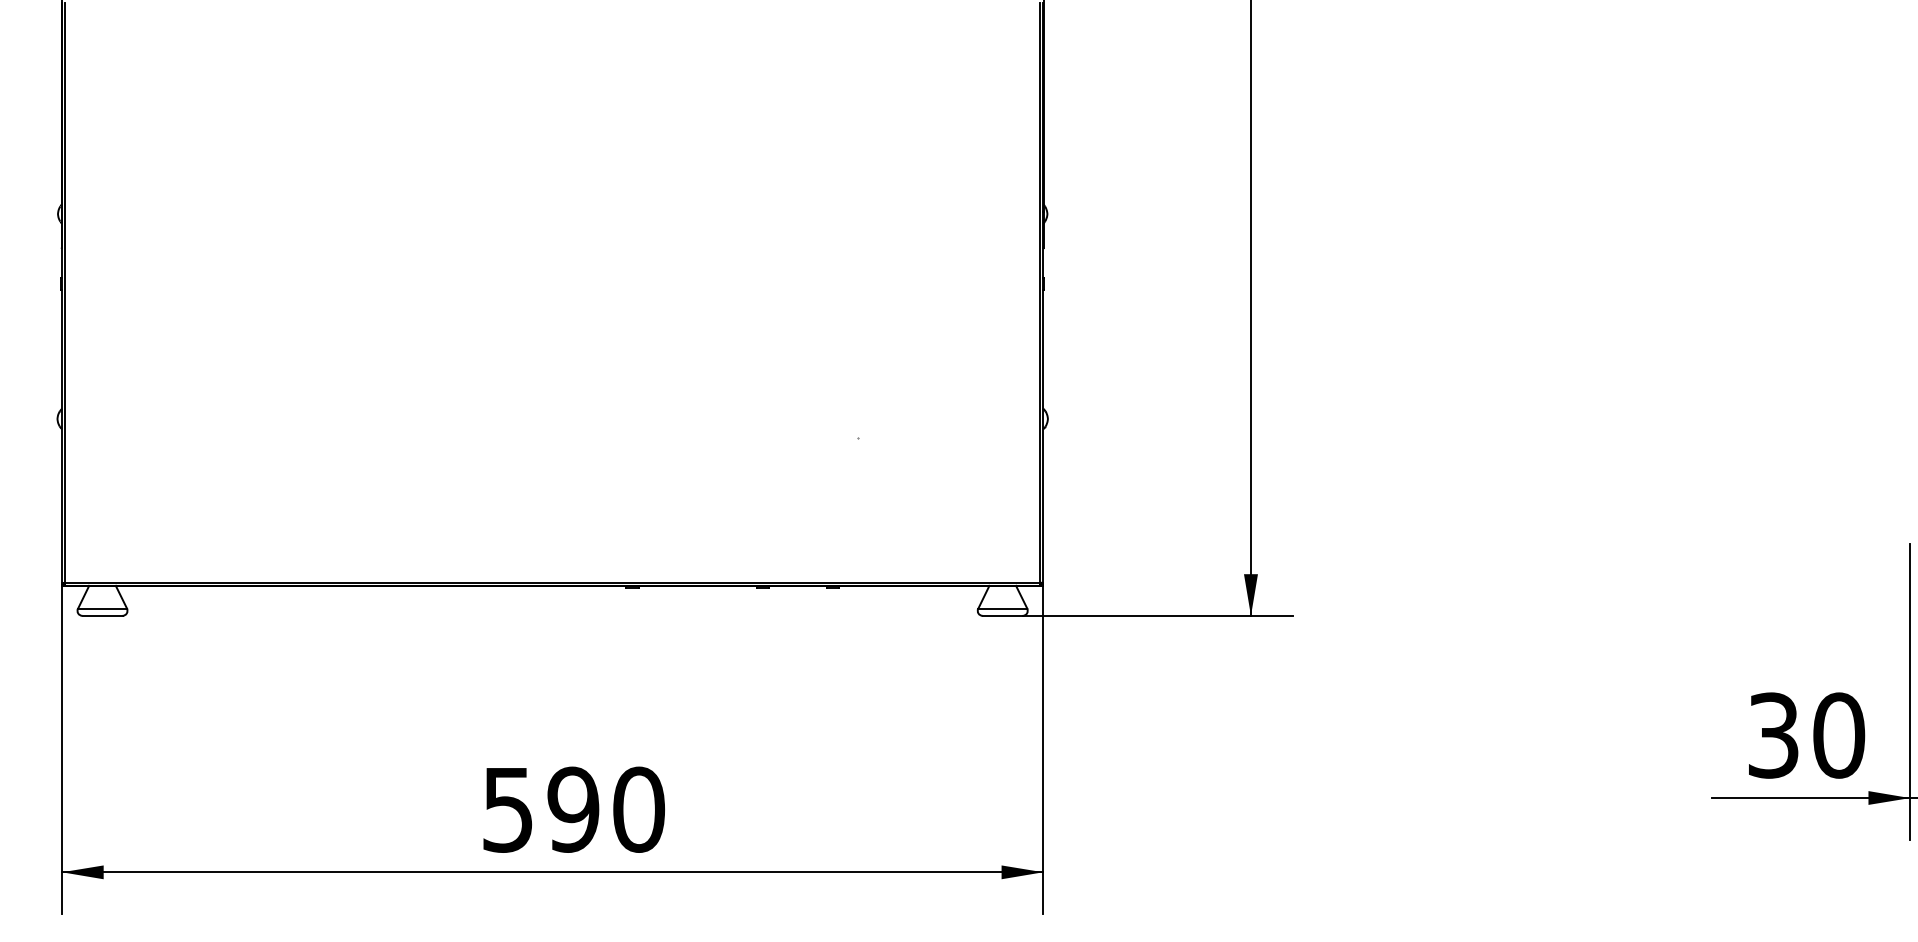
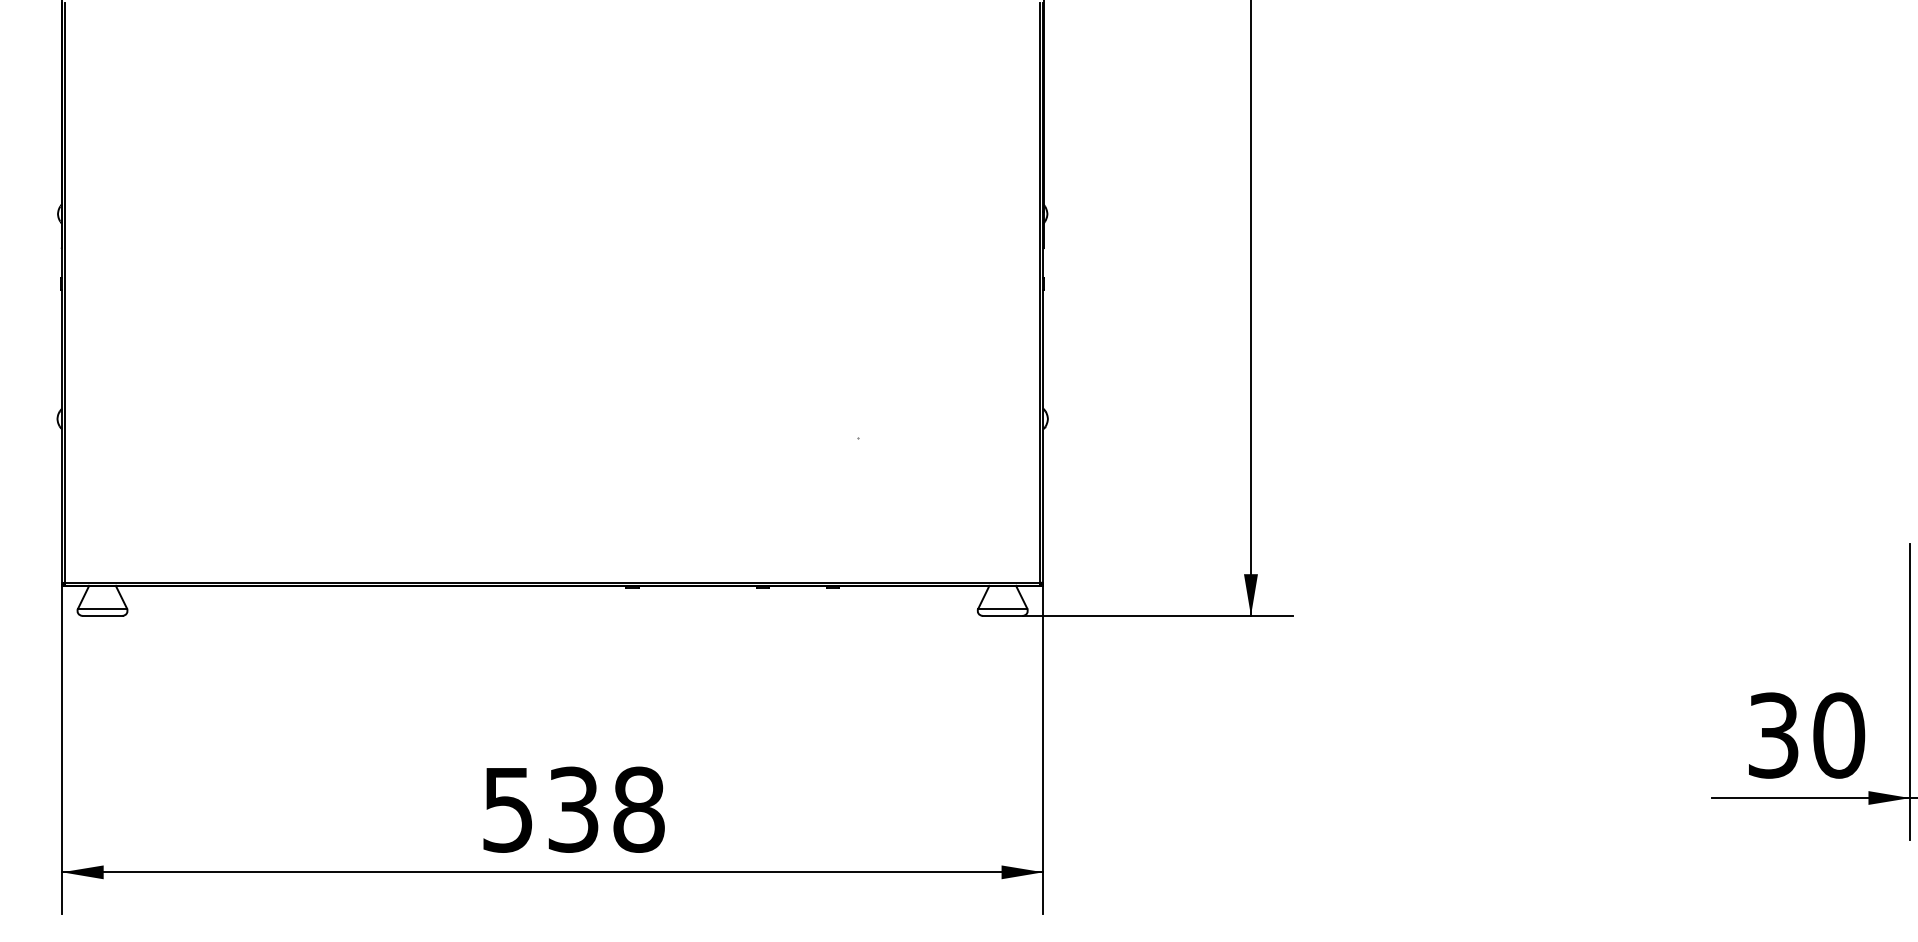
text: 590 -> 538 (605, 809)
